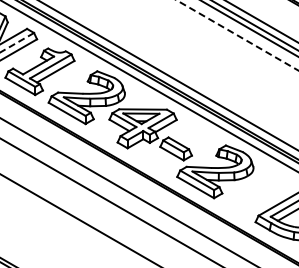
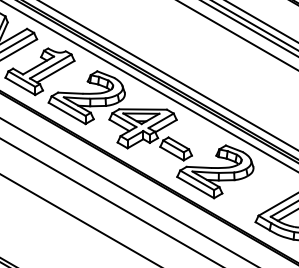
line: dashed -> solid (237, 35)
line: dashed -> solid (17, 42)
